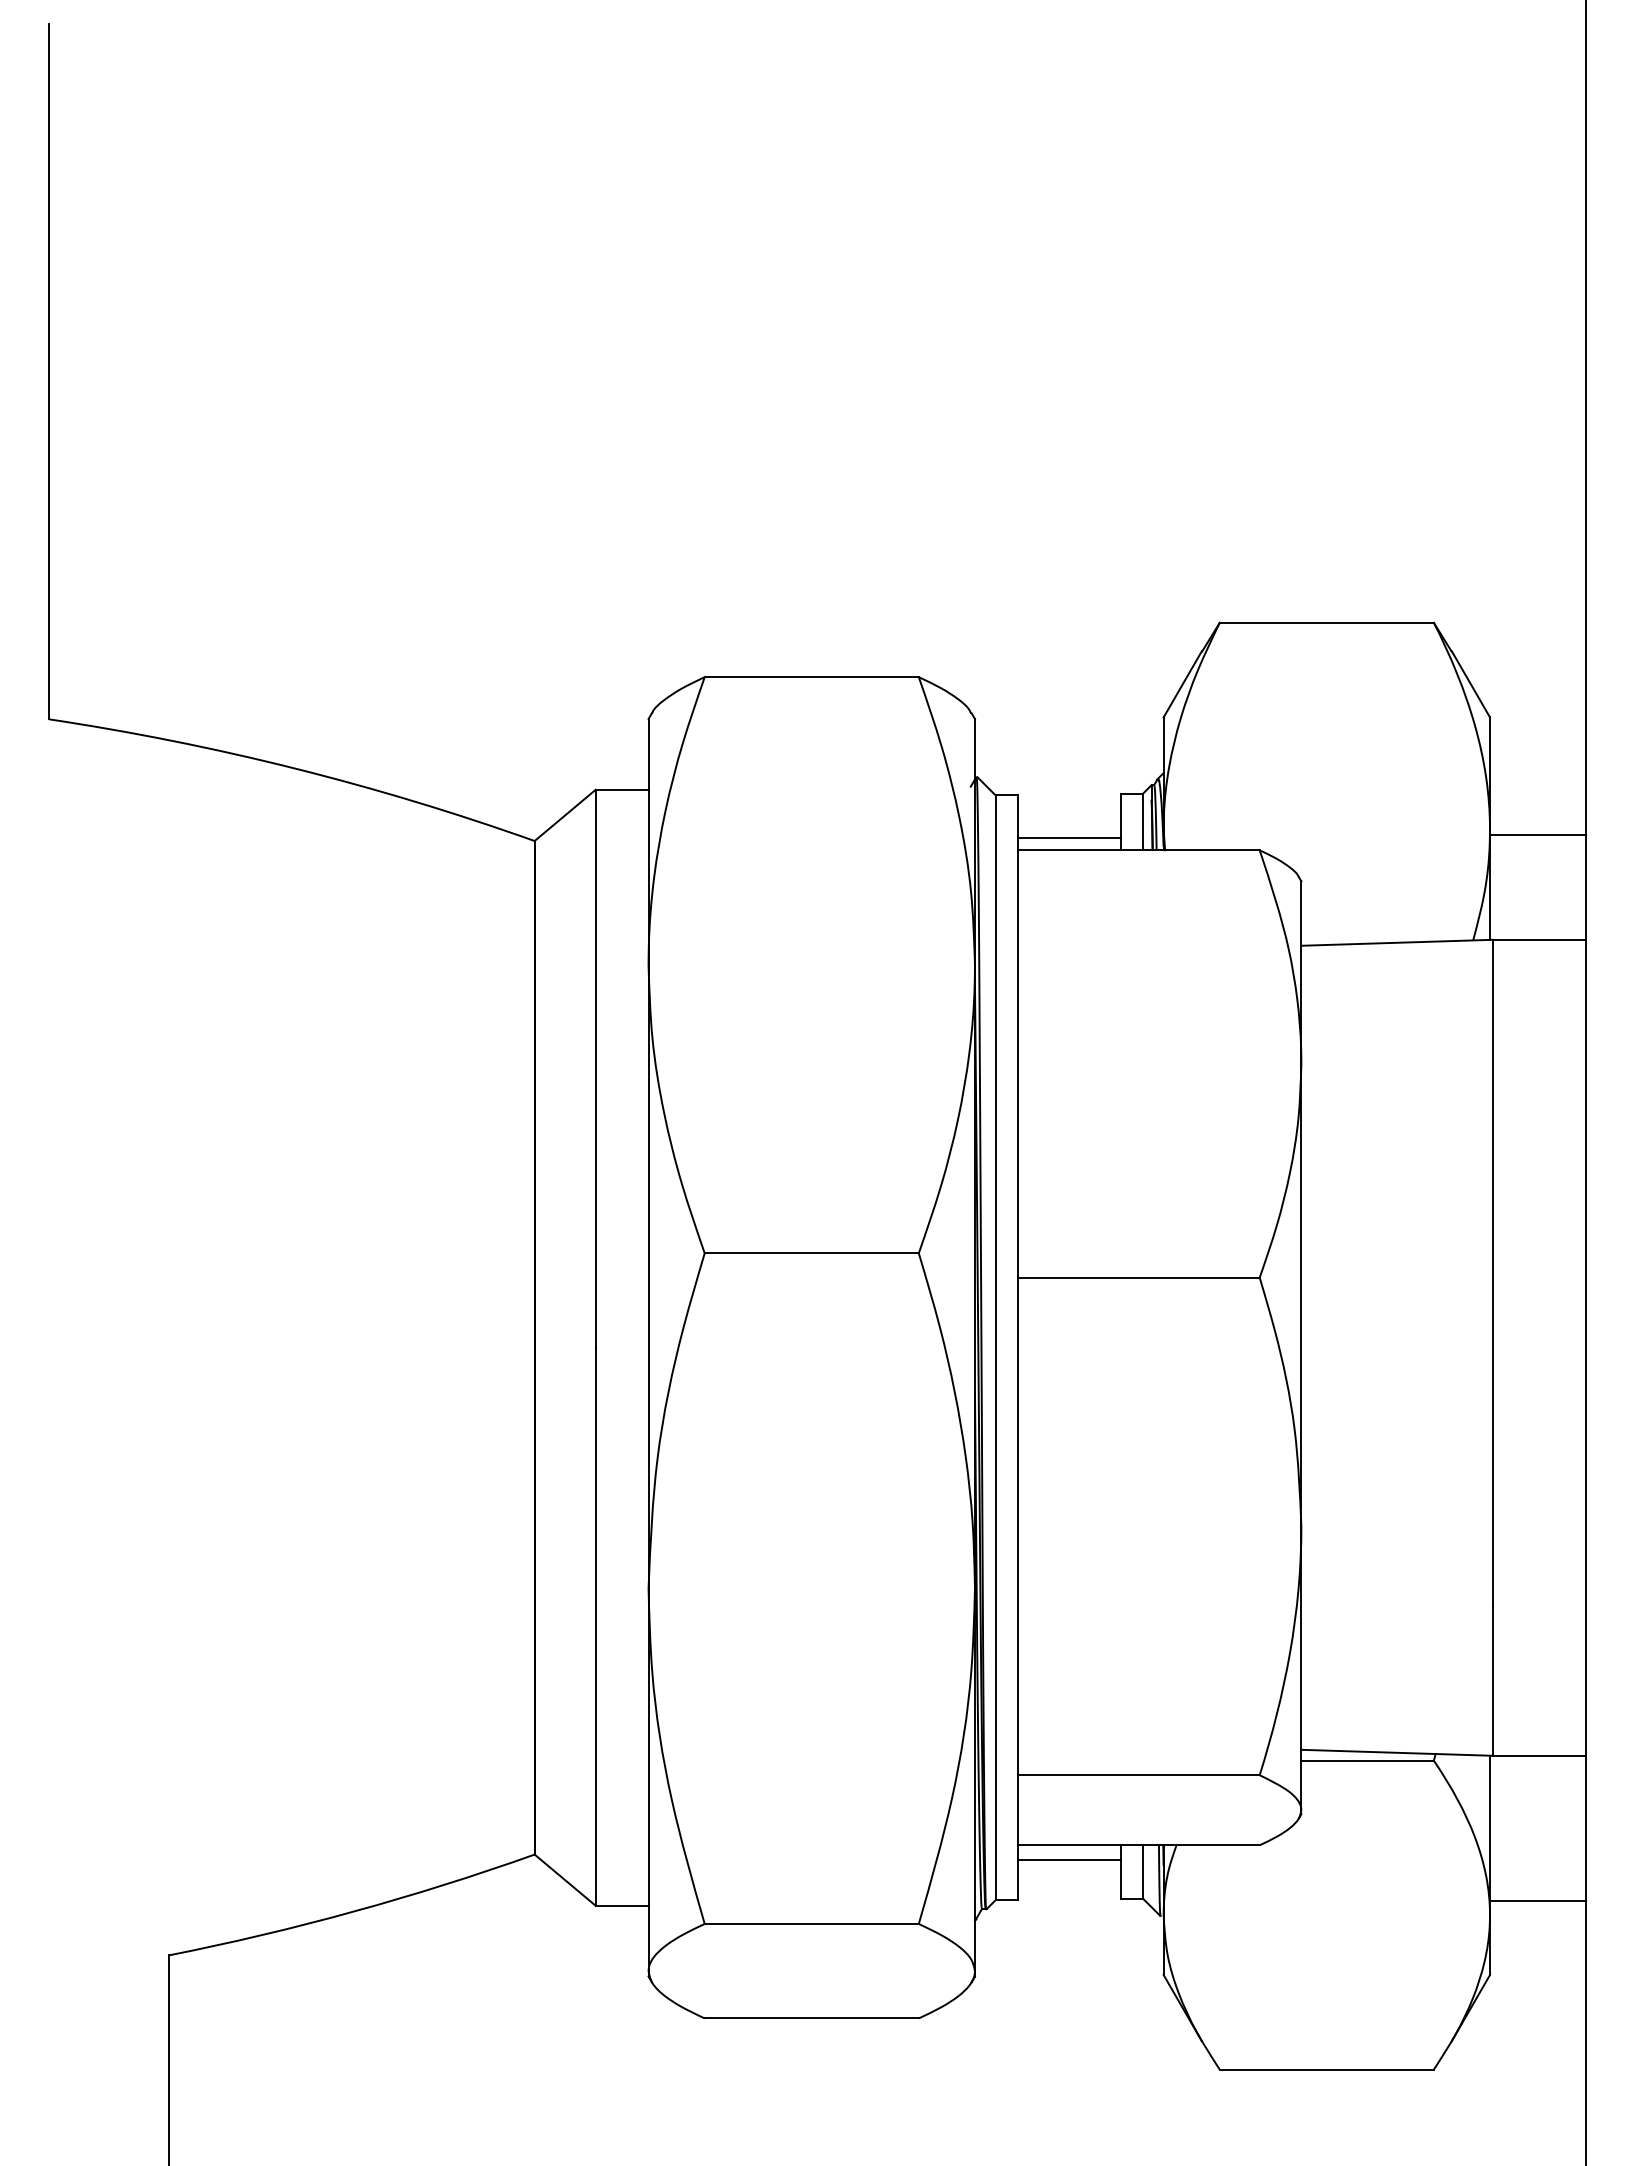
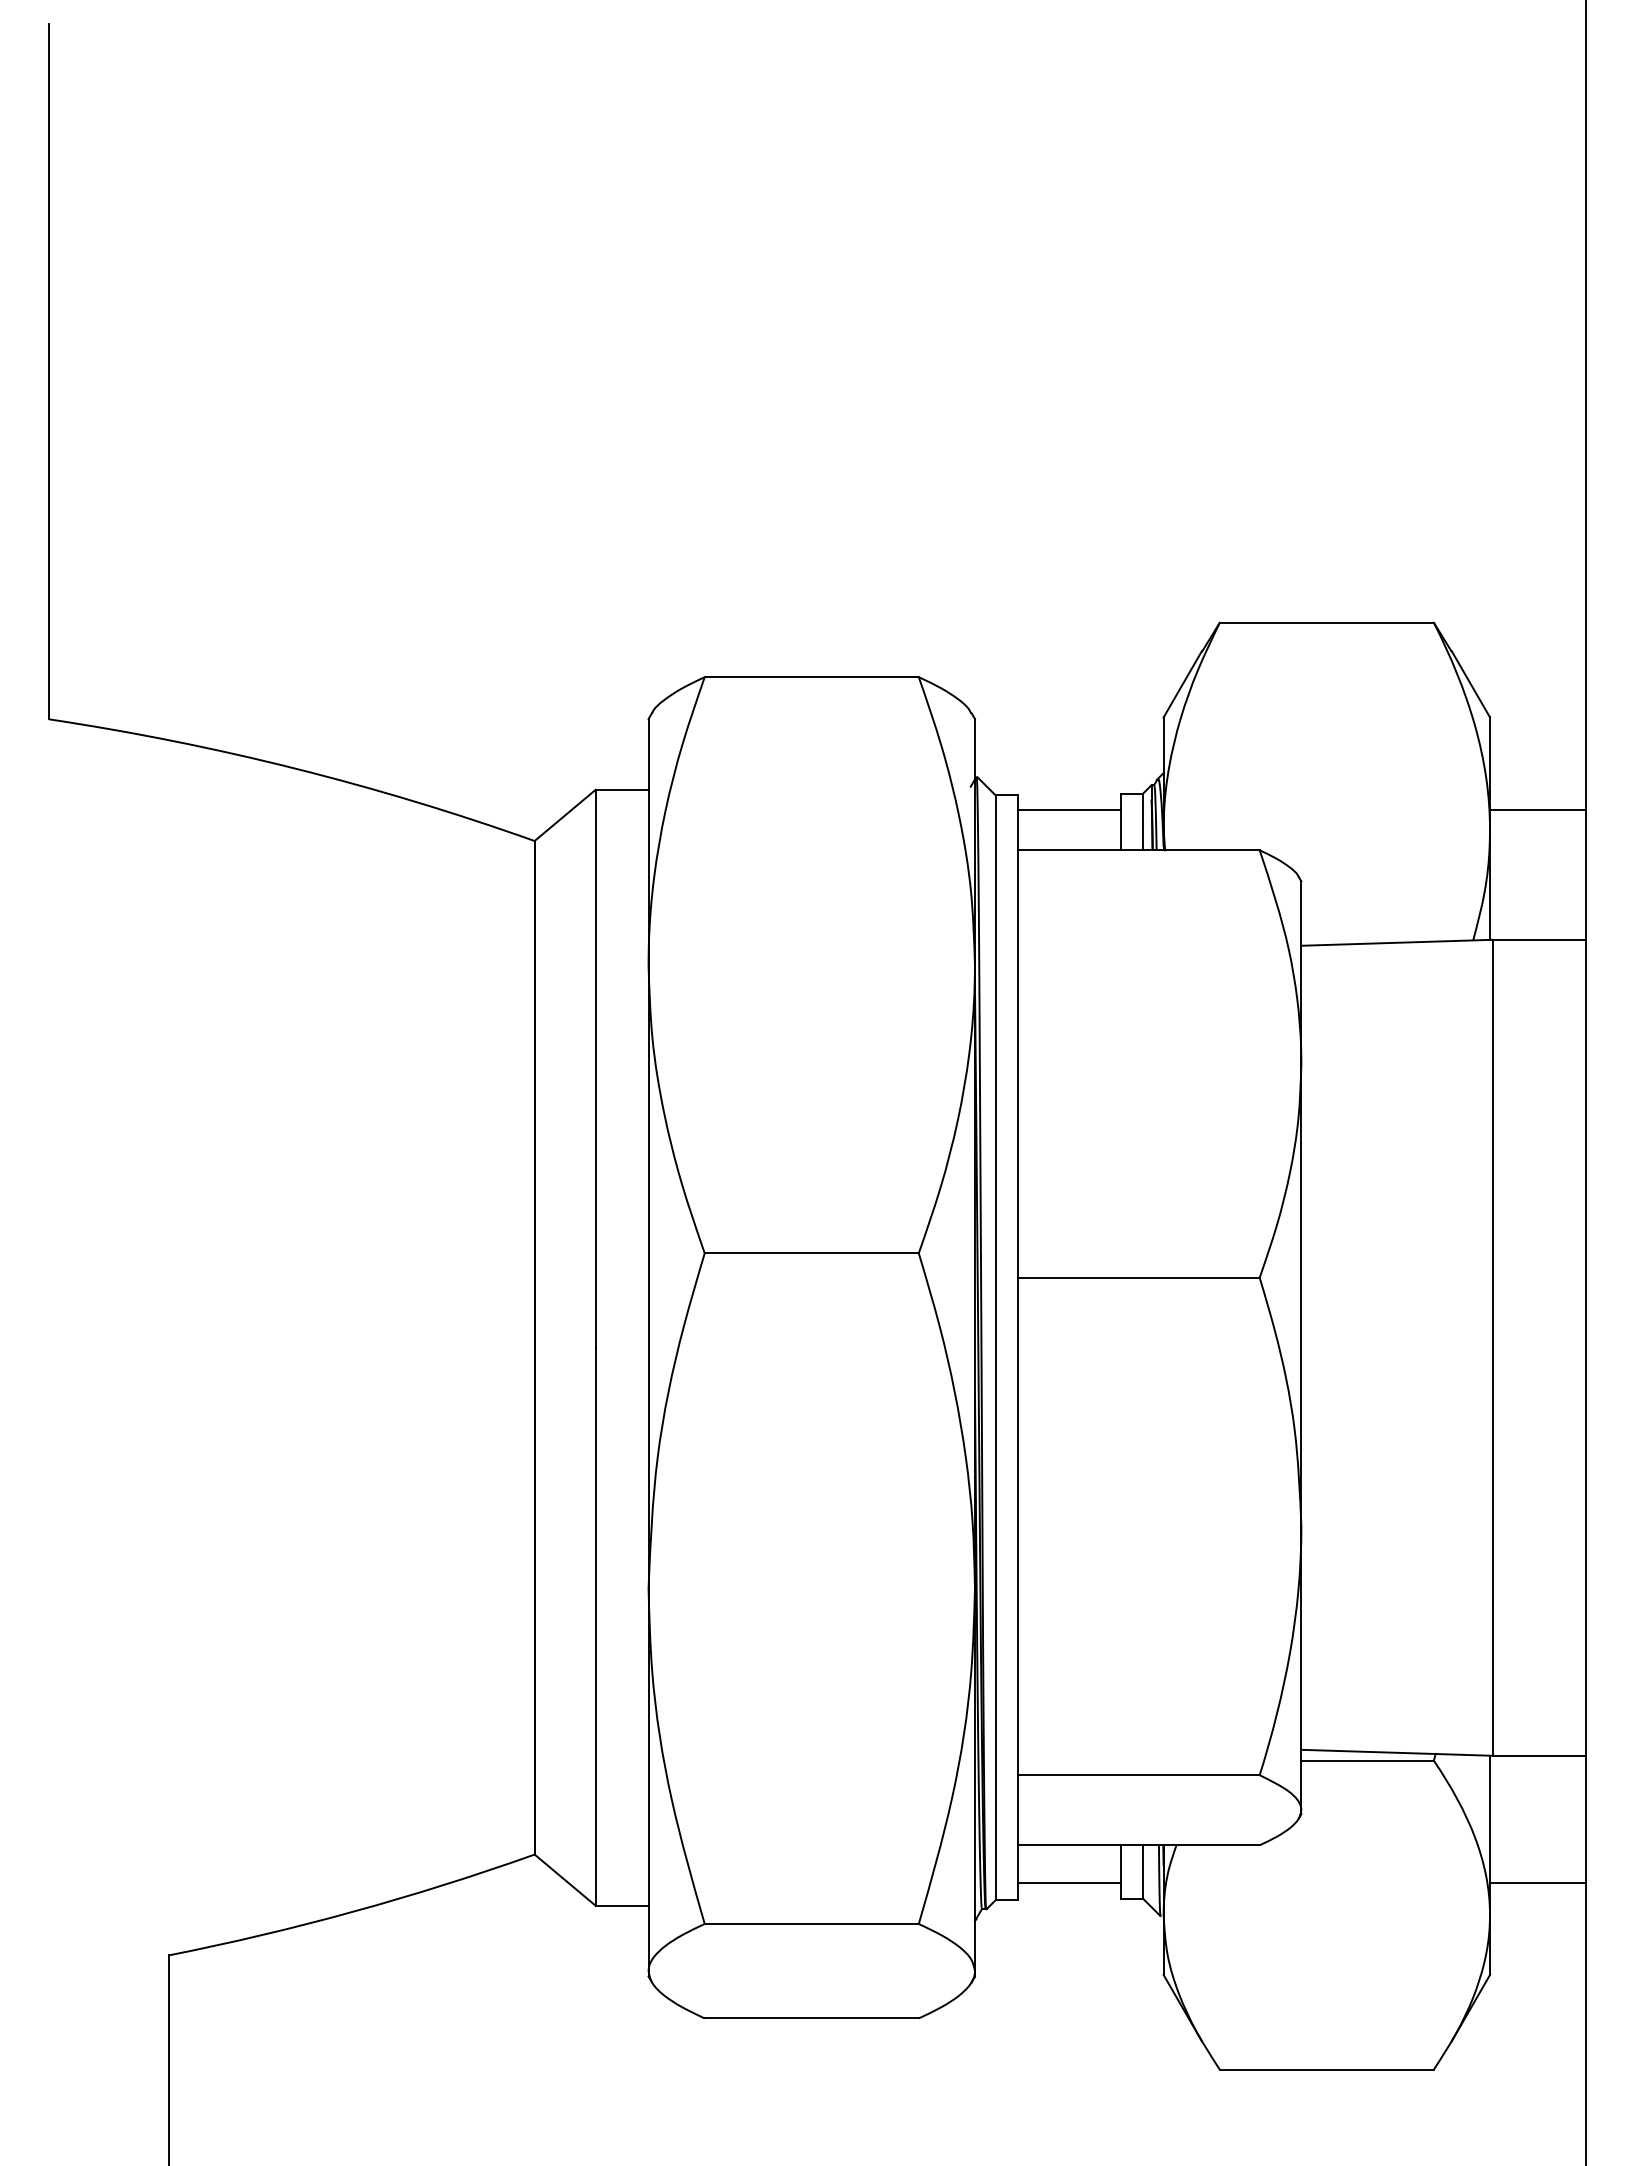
line position: (1537, 834) -> (1537, 809) (1537, 809)
line position: (1068, 837) -> (1068, 809) (1068, 809)
line position: (1068, 1859) -> (1068, 1882) (1068, 1882)
line position: (1537, 1900) -> (1537, 1882) (1537, 1882)
